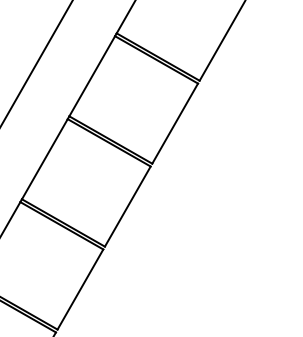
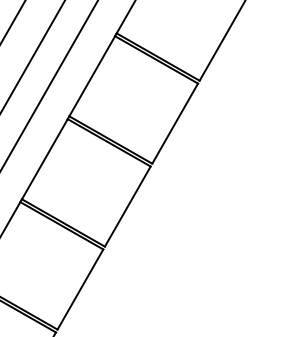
line: none -> present (13, 21)
line position: (36, 63) -> (33, 56) (33, 56)
line: none -> present (49, 85)
